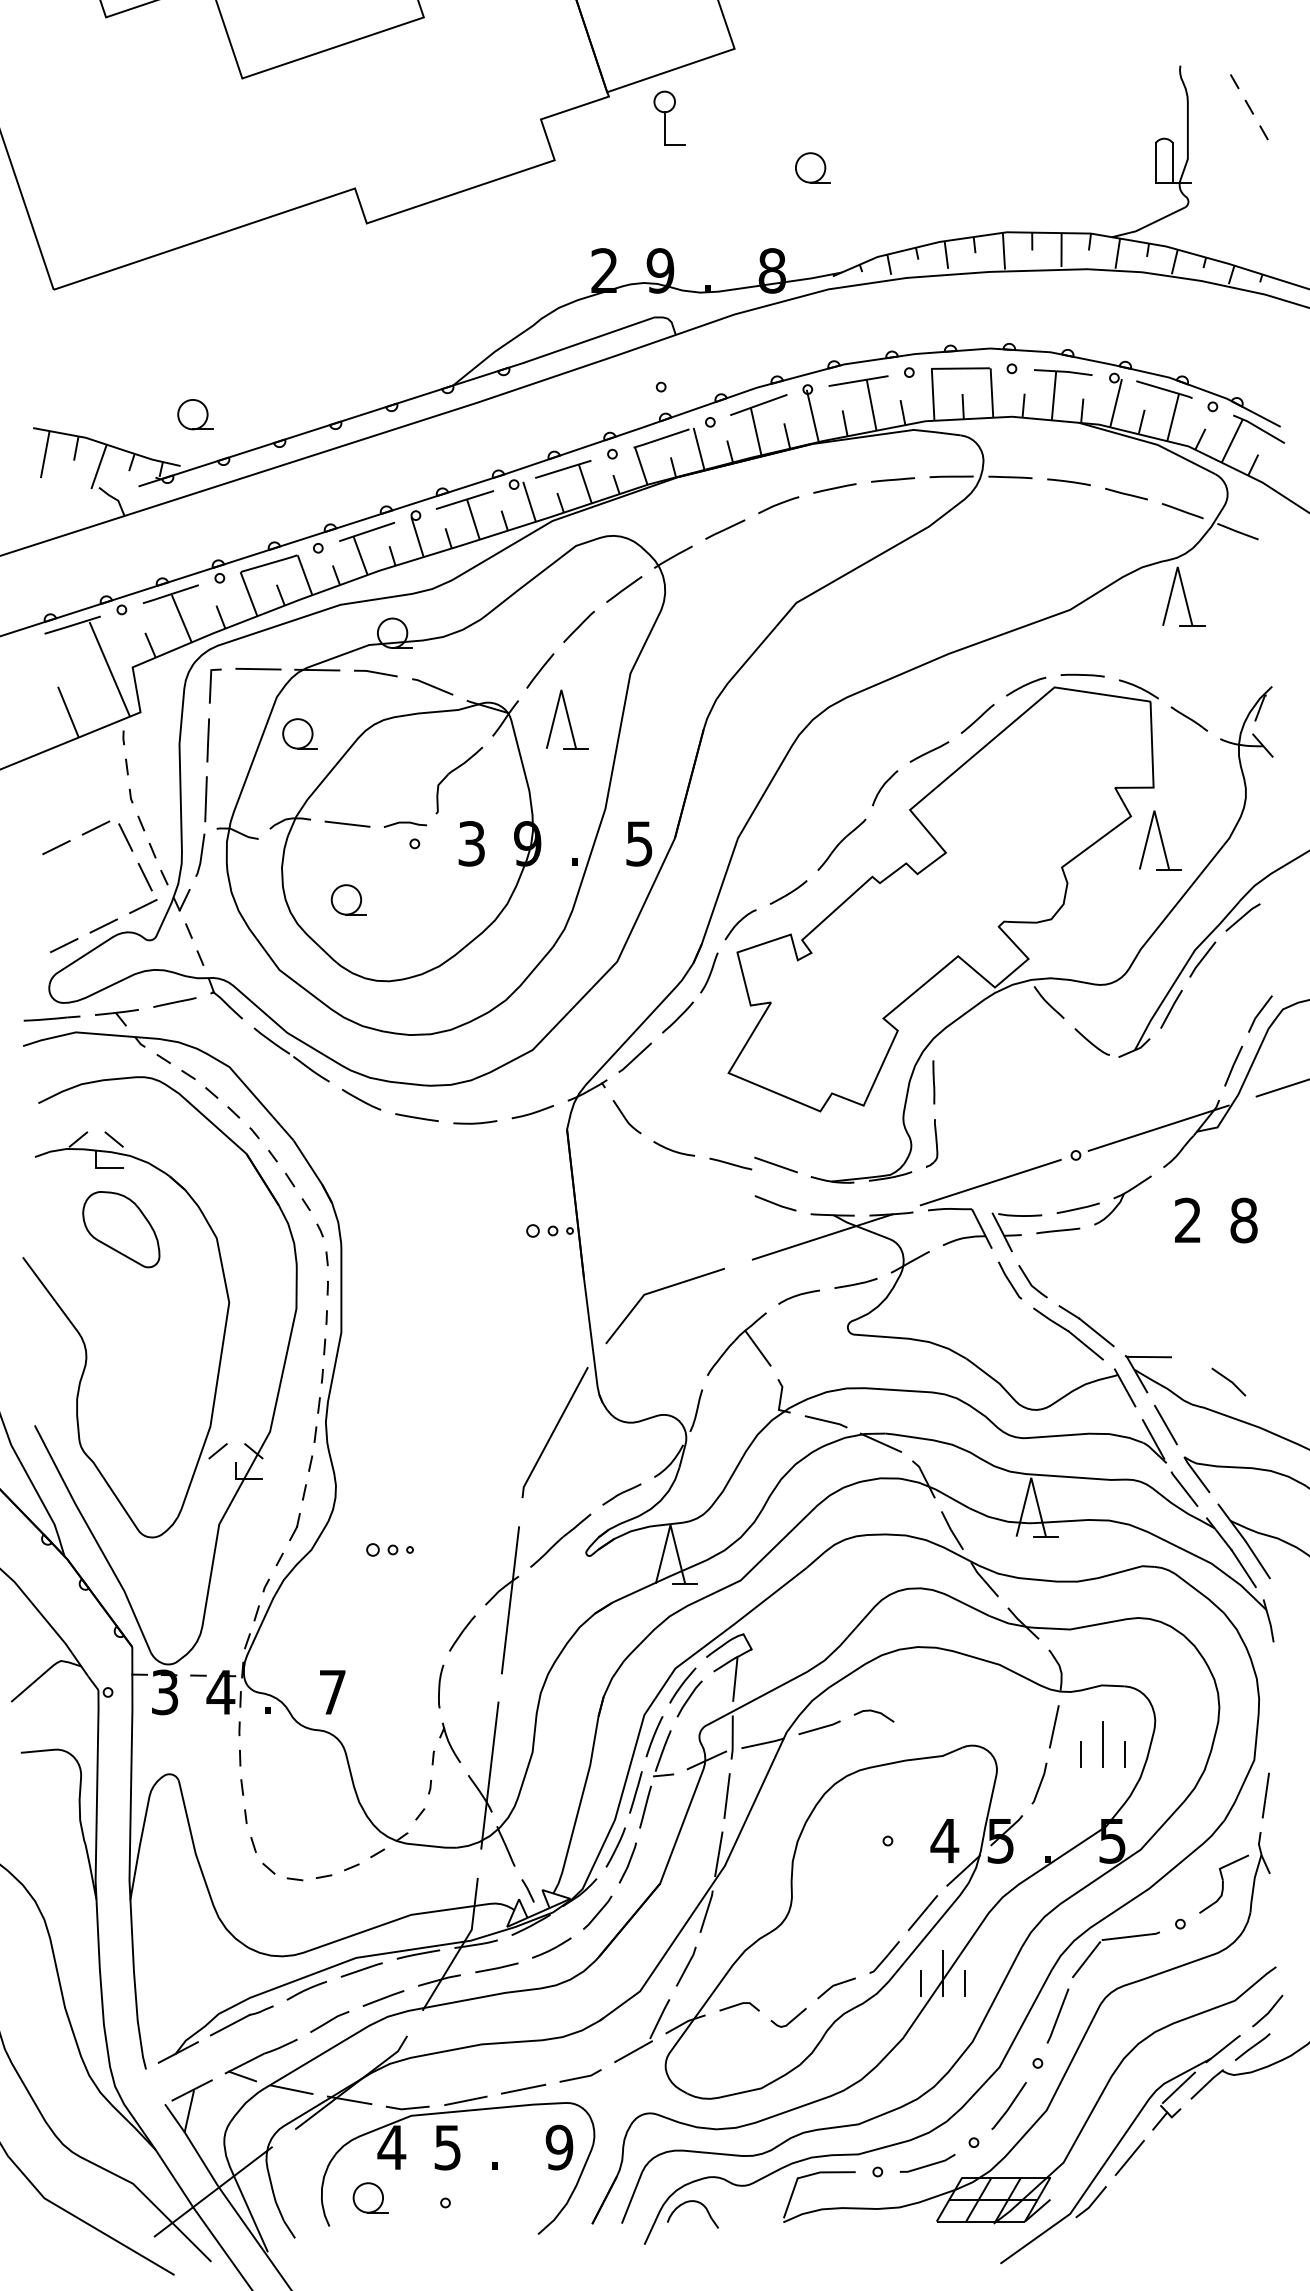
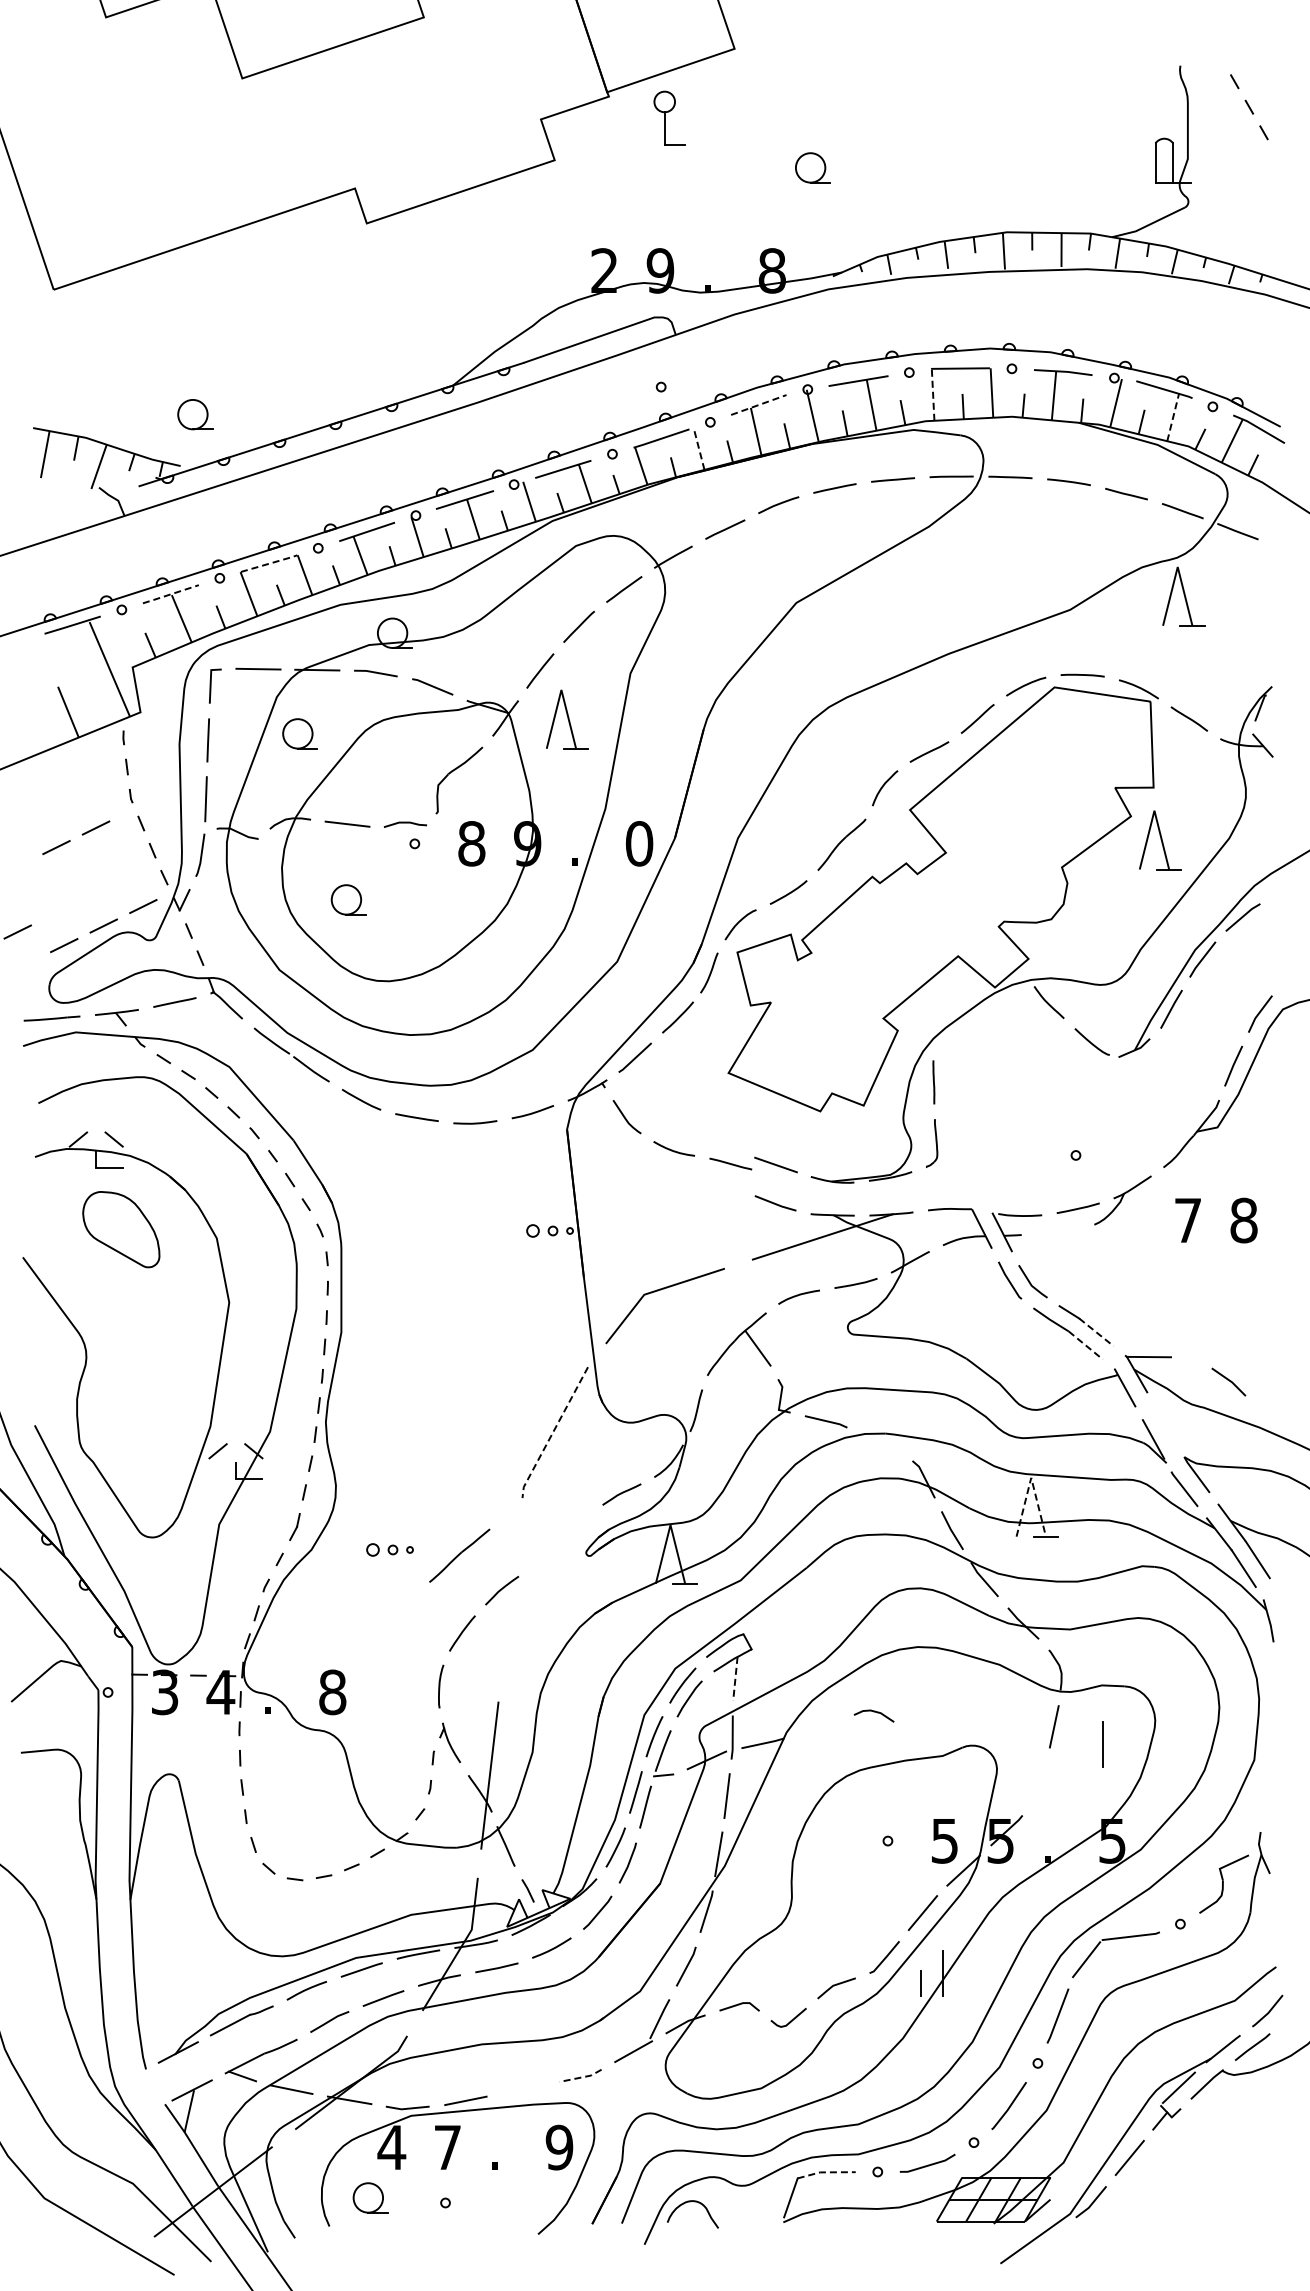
line: solid -> dashed (933, 394)
line: solid -> dashed (759, 404)
line: solid -> dashed (1173, 417)
line: solid -> dashed (699, 448)
line: solid -> dashed (270, 563)
line: solid -> dashed (170, 594)
line: present -> none (125, 837)
text: 3 -> 8 (471, 843)
text: 5 -> 0 (639, 843)
line: present -> none (144, 876)
line: none -> present (17, 931)
line: present -> none (1281, 1088)
line: present -> none (1158, 1127)
line: present -> none (990, 1182)
text: 2 -> 7 (1187, 1219)
line: present -> none (1058, 1230)
line: solid -> dashed (1096, 1332)
line: solid -> dashed (1086, 1345)
line: present -> none (1165, 1424)
line: solid -> dashed (552, 1432)
line: present -> none (880, 1442)
line: solid -> dashed (1031, 1477)
part position: (560, 1540) -> (459, 1555) (459, 1555)
line: present -> none (510, 1600)
line: solid -> dashed (735, 1679)
text: 7 -> 8 (332, 1692)
line: present -> none (819, 1727)
line: present -> none (1081, 1753)
line: present -> none (1125, 1753)
line: present -> none (1039, 1783)
line: present -> none (1265, 1795)
text: 4 -> 5 (944, 1841)
line: present -> none (964, 1982)
line: solid -> dashed (581, 2077)
line: present -> none (523, 2088)
text: 5 -> 7 (447, 2147)
line: solid -> dashed (826, 2172)
